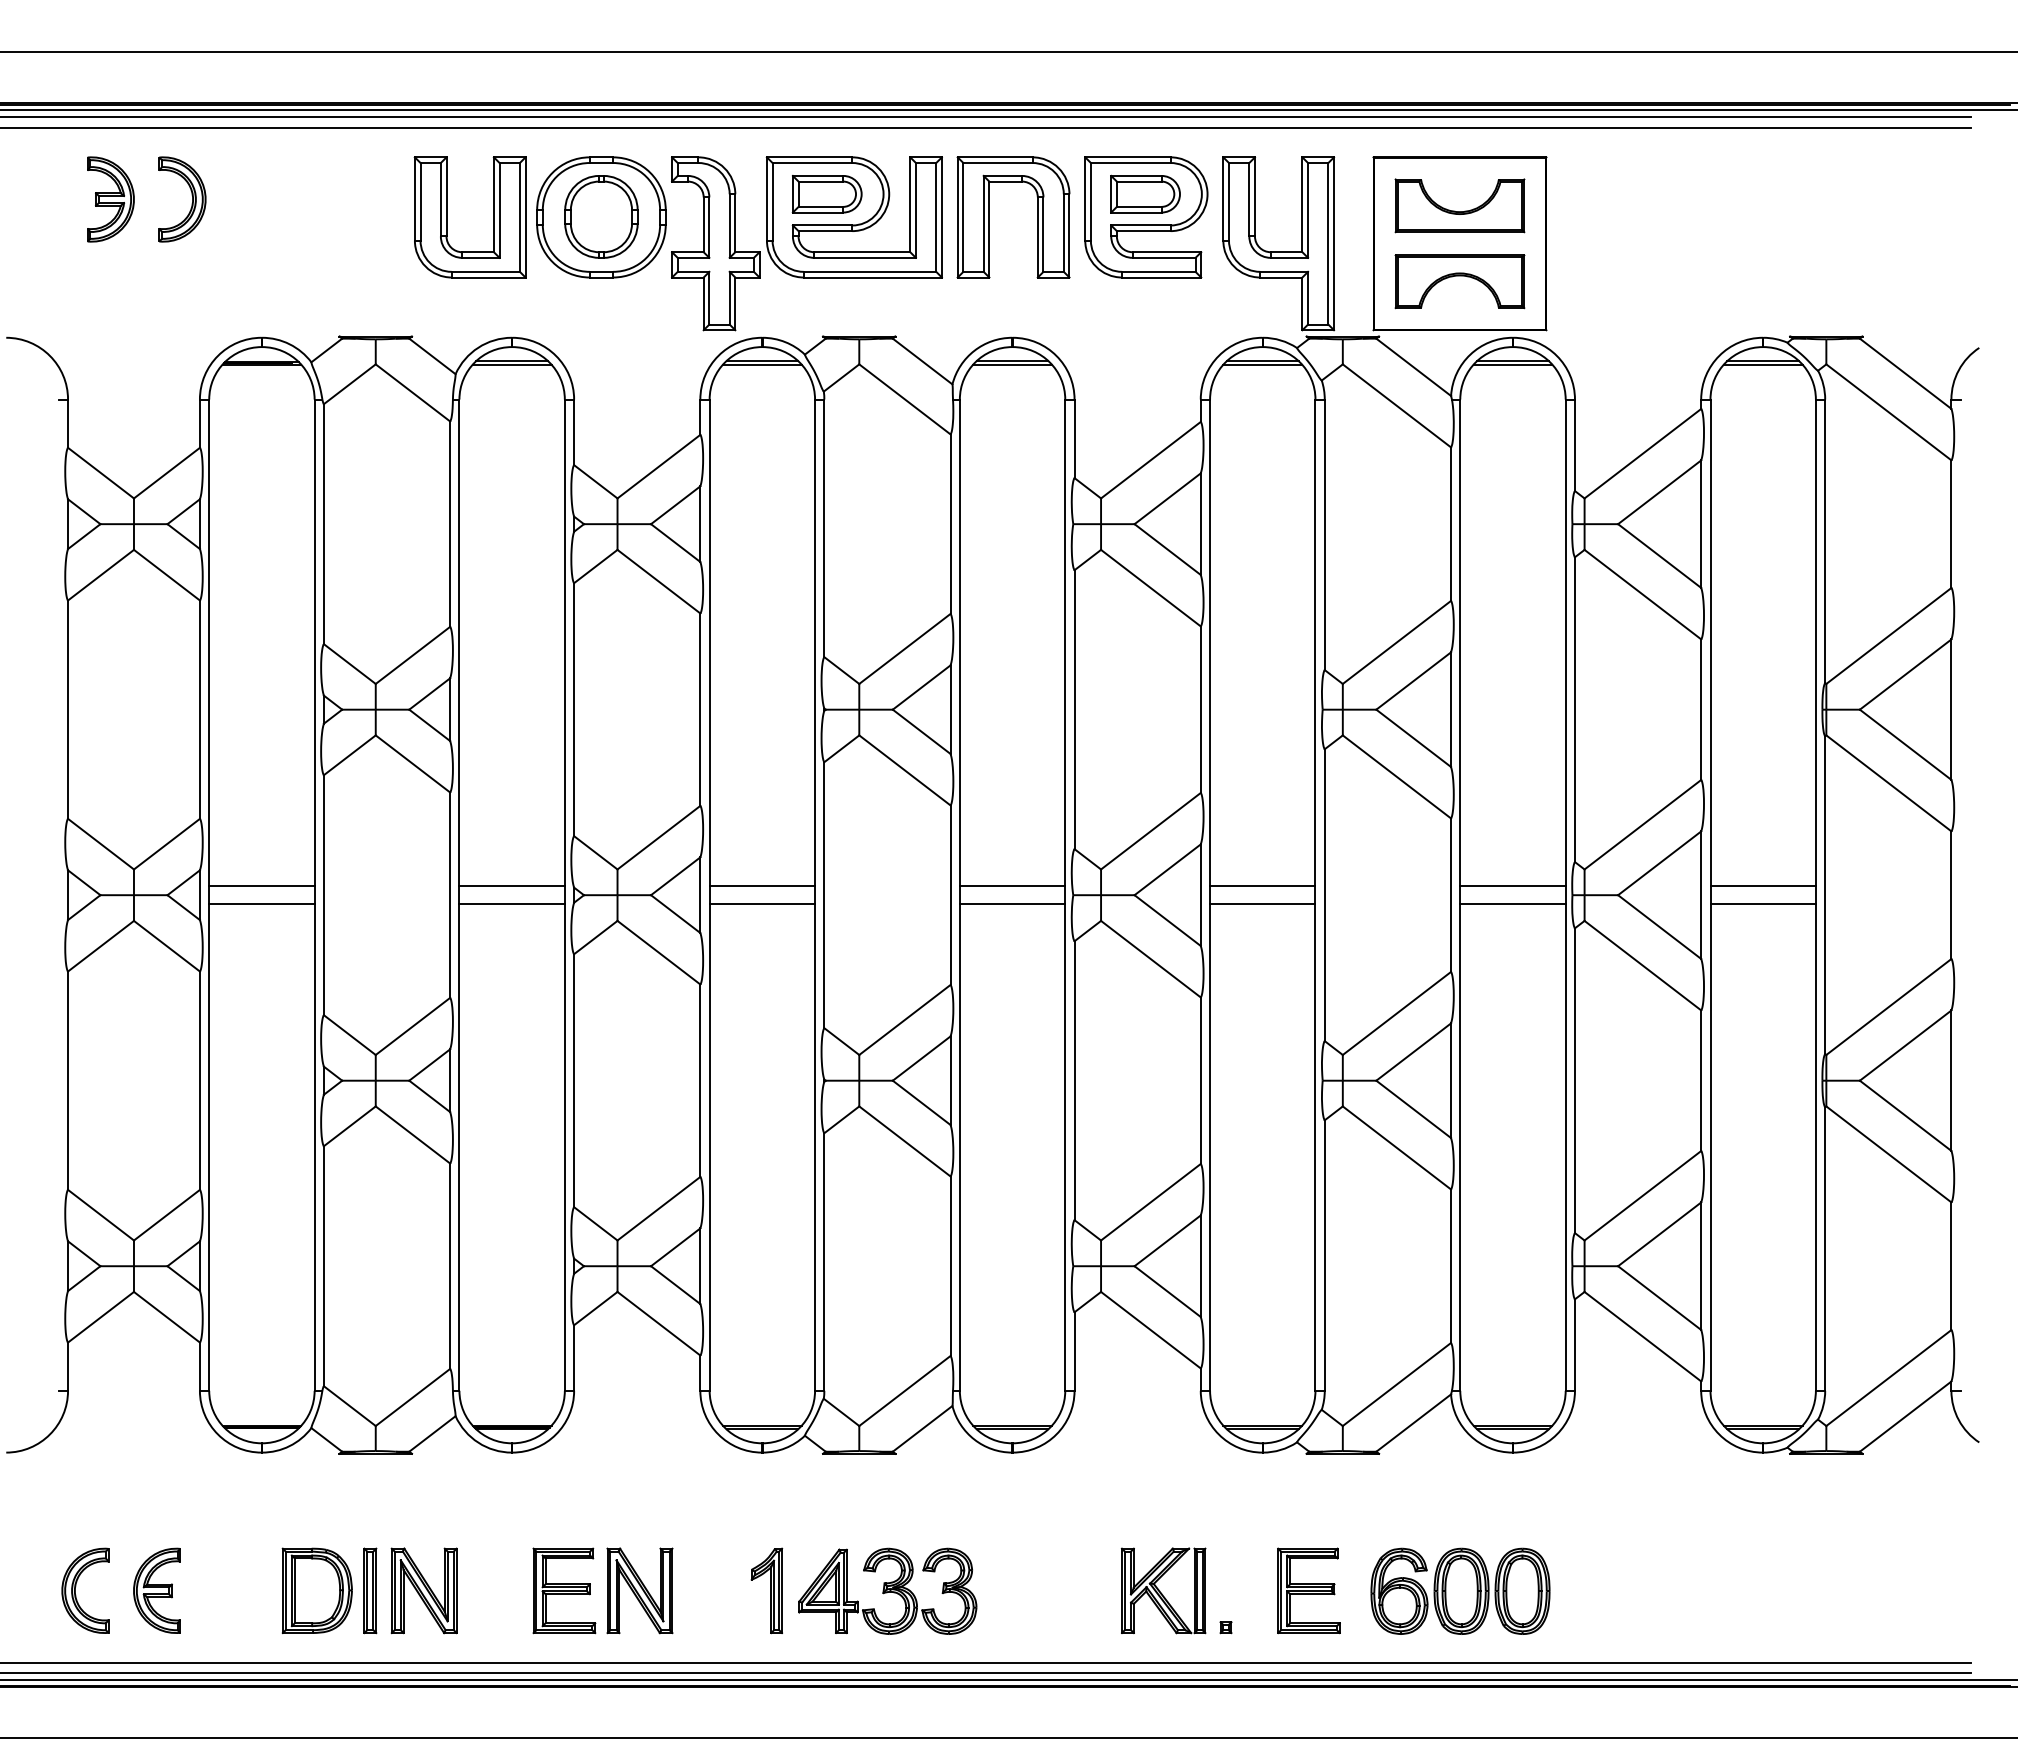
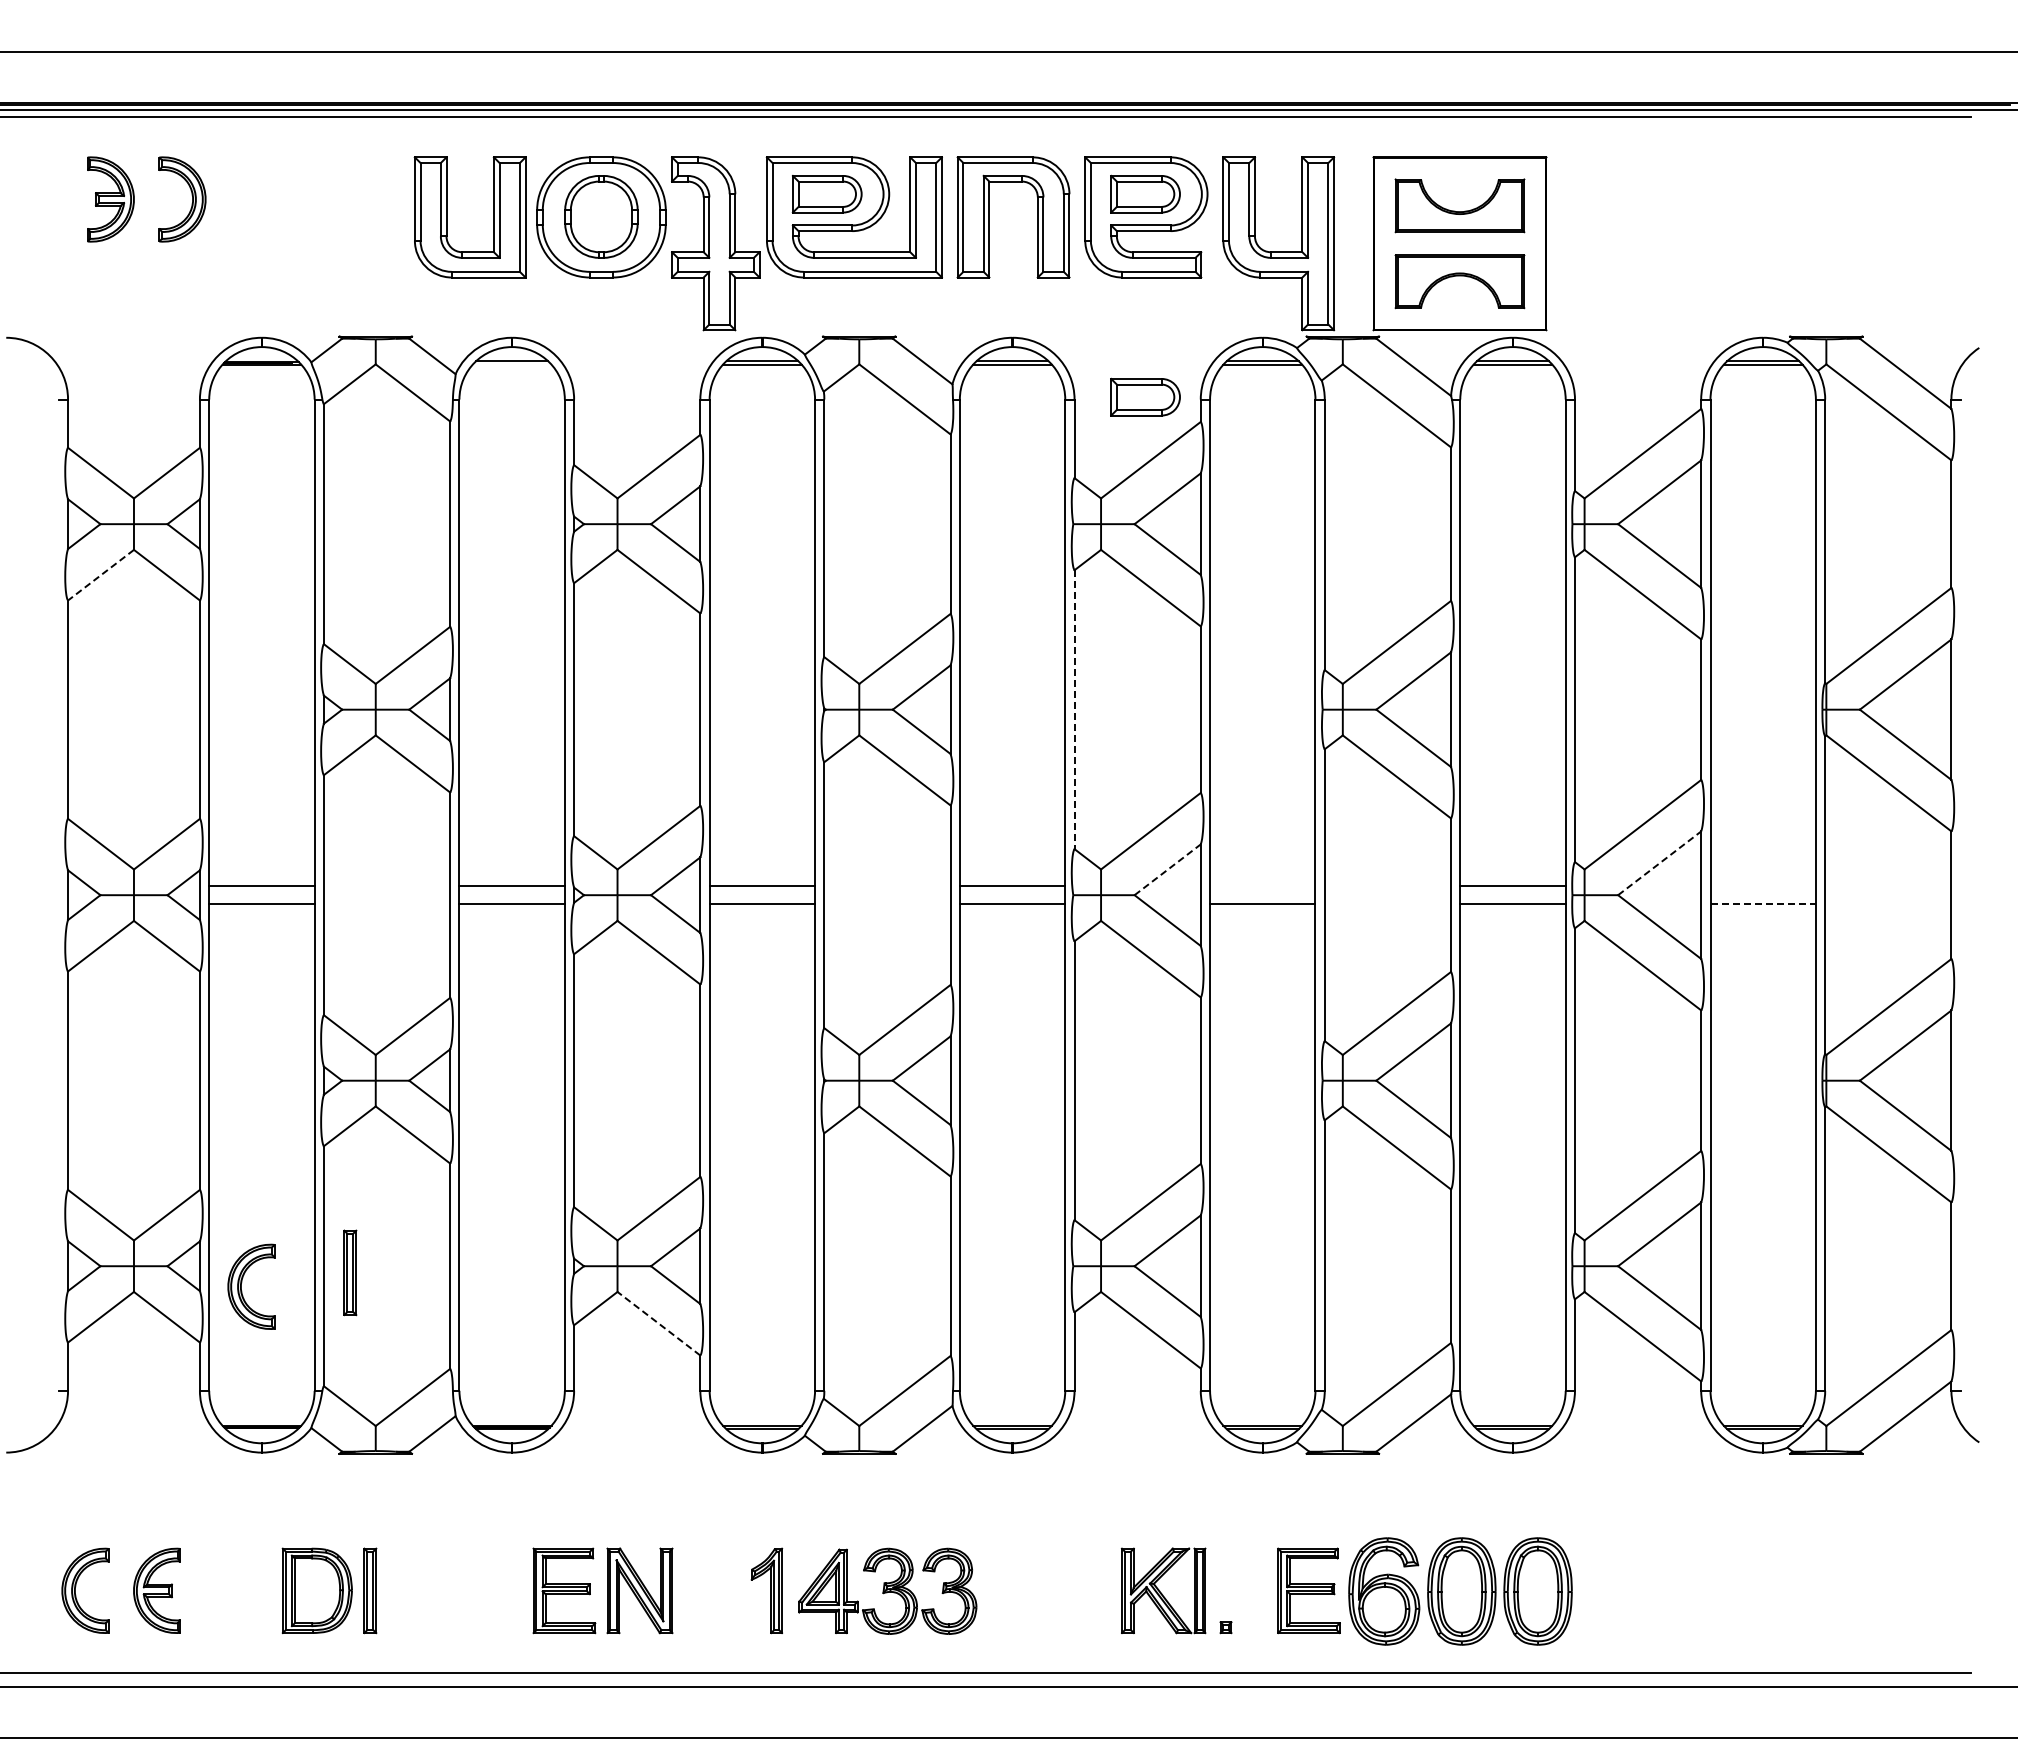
line: present -> none (986, 127)
line: present -> none (511, 364)
part: none -> present (1145, 396)
line: solid -> dashed (101, 575)
line: solid -> dashed (1074, 710)
line: solid -> dashed (1660, 863)
line: solid -> dashed (1167, 869)
line: present -> none (1262, 886)
line: present -> none (1762, 886)
line: solid -> dashed (1763, 903)
part: none -> present (350, 1272)
part: none -> present (242, 1282)
line: solid -> dashed (658, 1323)
part: present -> none (423, 1590)
part size: 181x88 px -> 225x109 px (1460, 1591)
line: present -> none (986, 1662)
line: present -> none (1008, 1680)
line: present -> none (1006, 1685)
